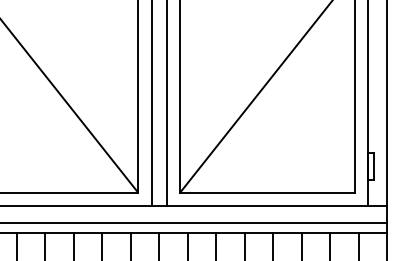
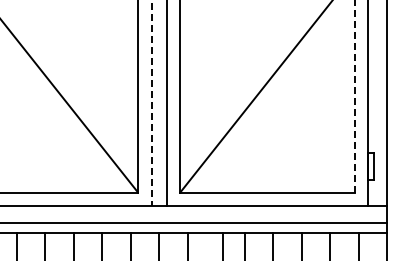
line: solid -> dashed (354, 96)
line: solid -> dashed (151, 103)
line position: (216, 244) -> (223, 244) (223, 244)
